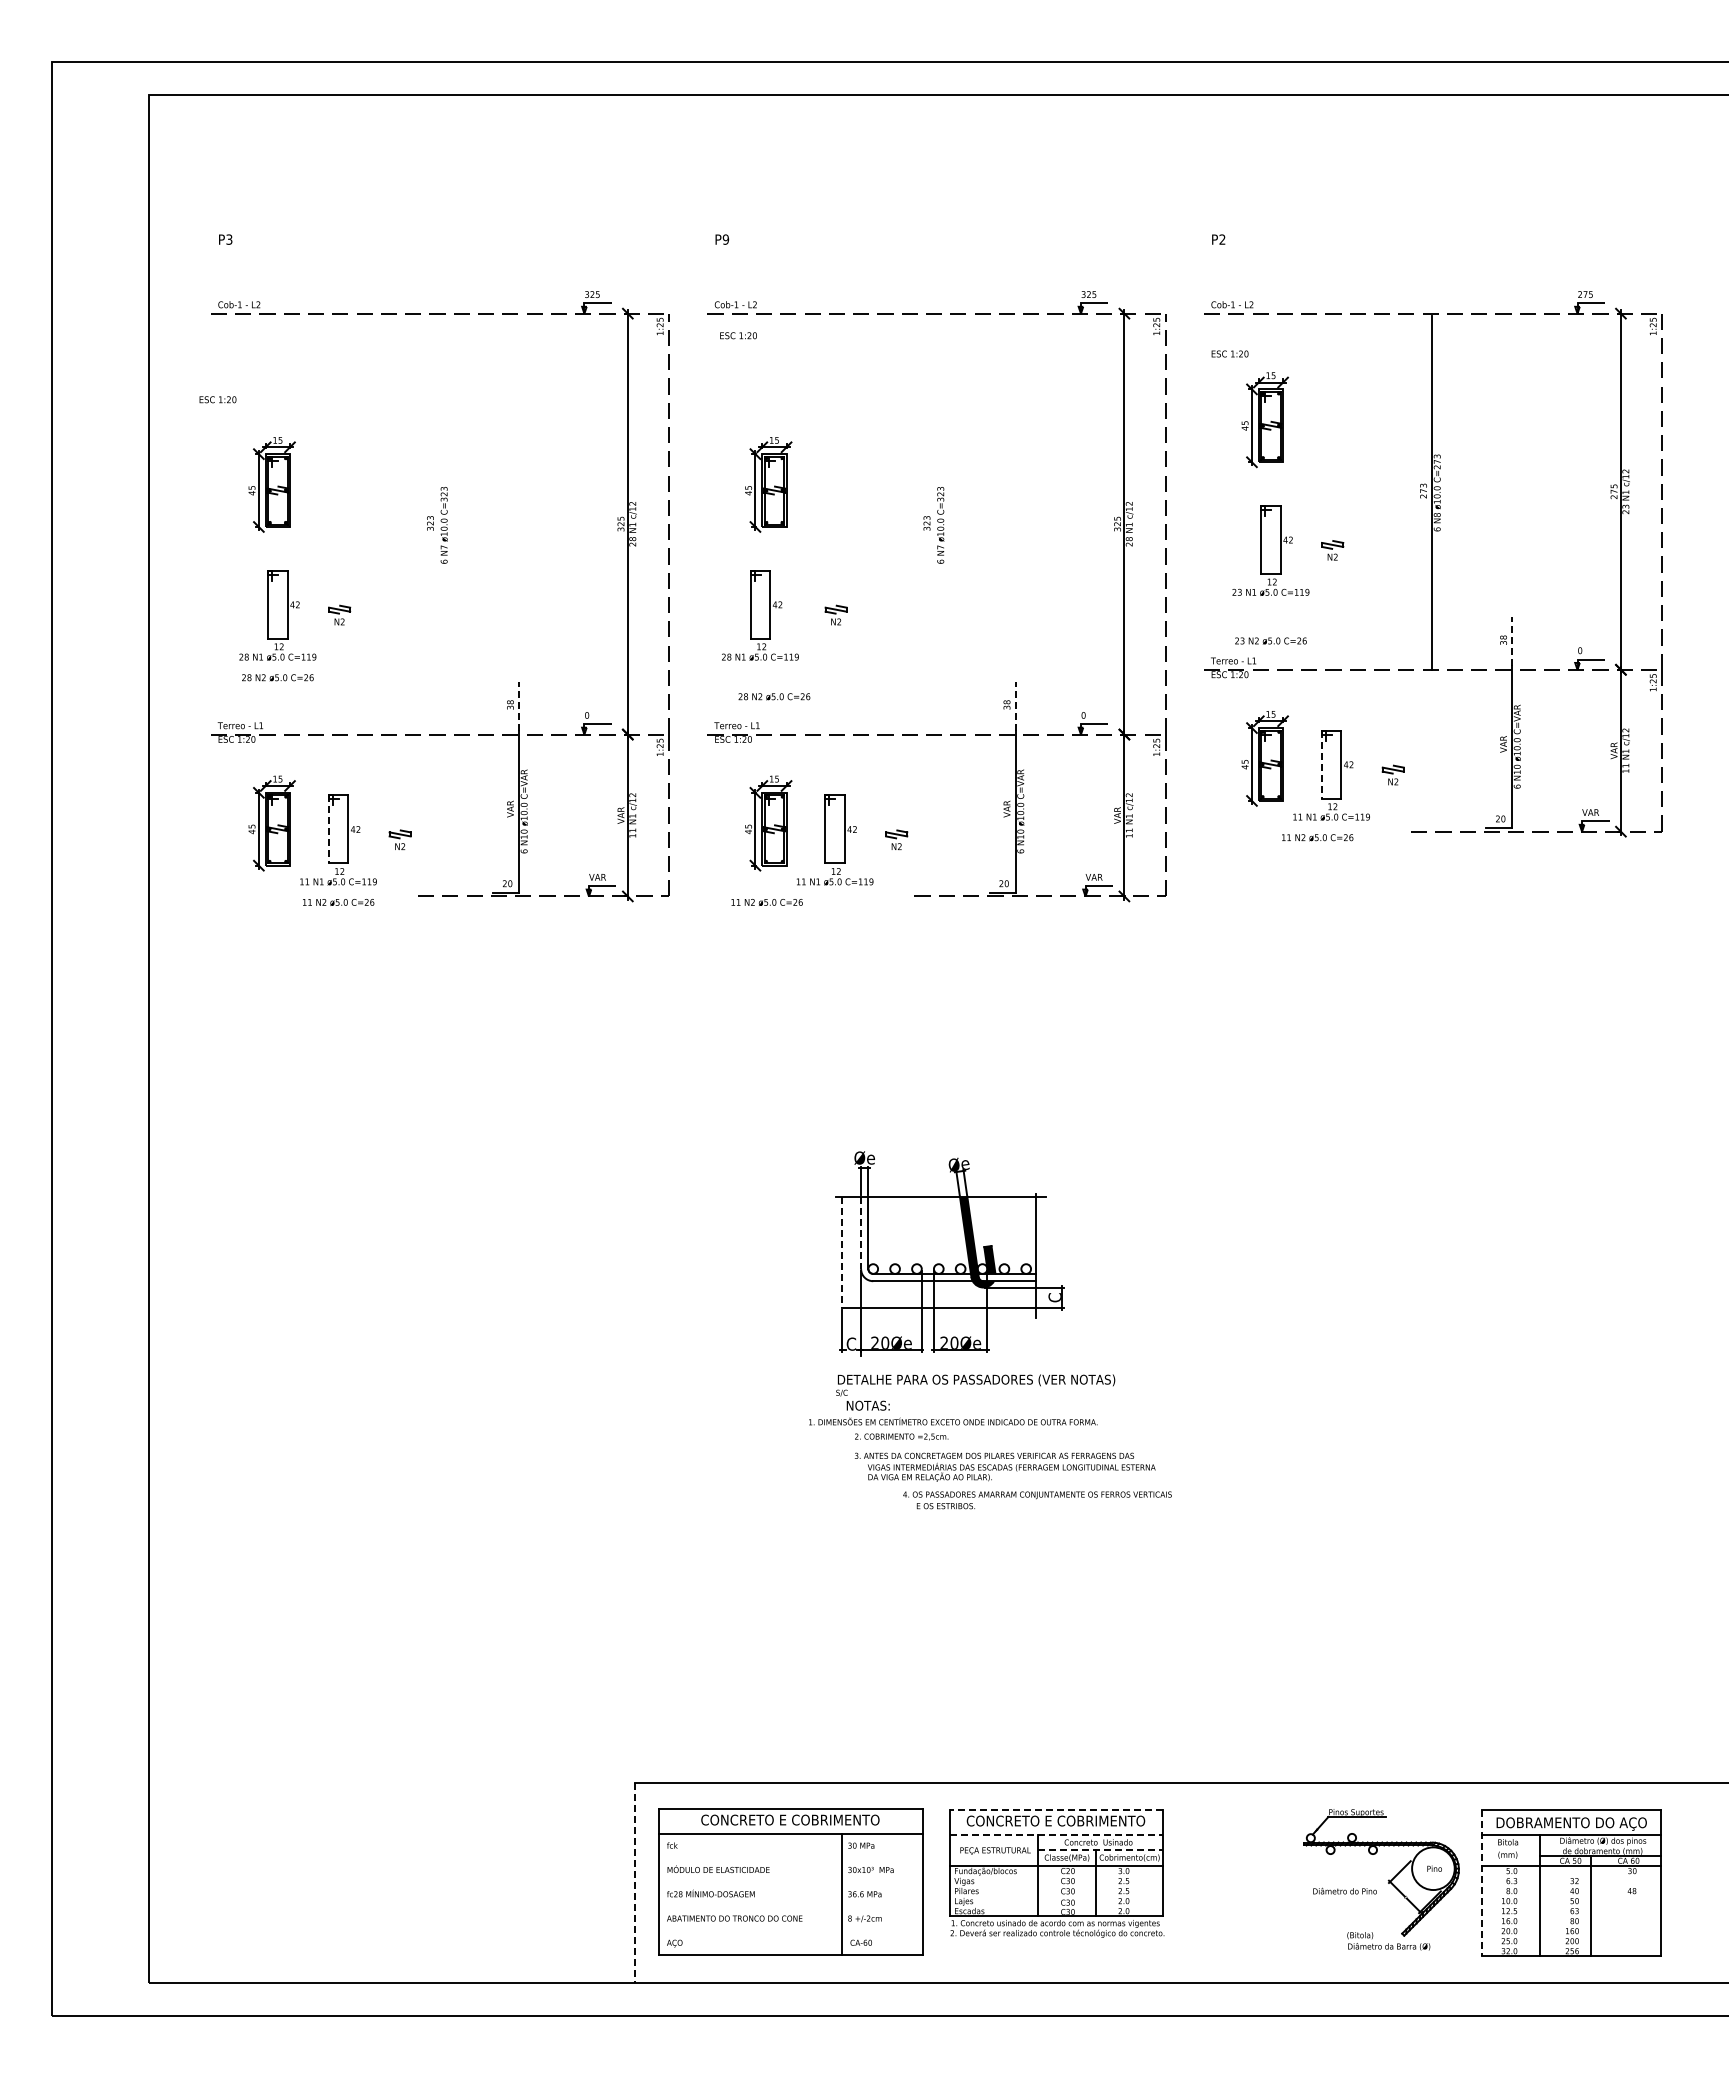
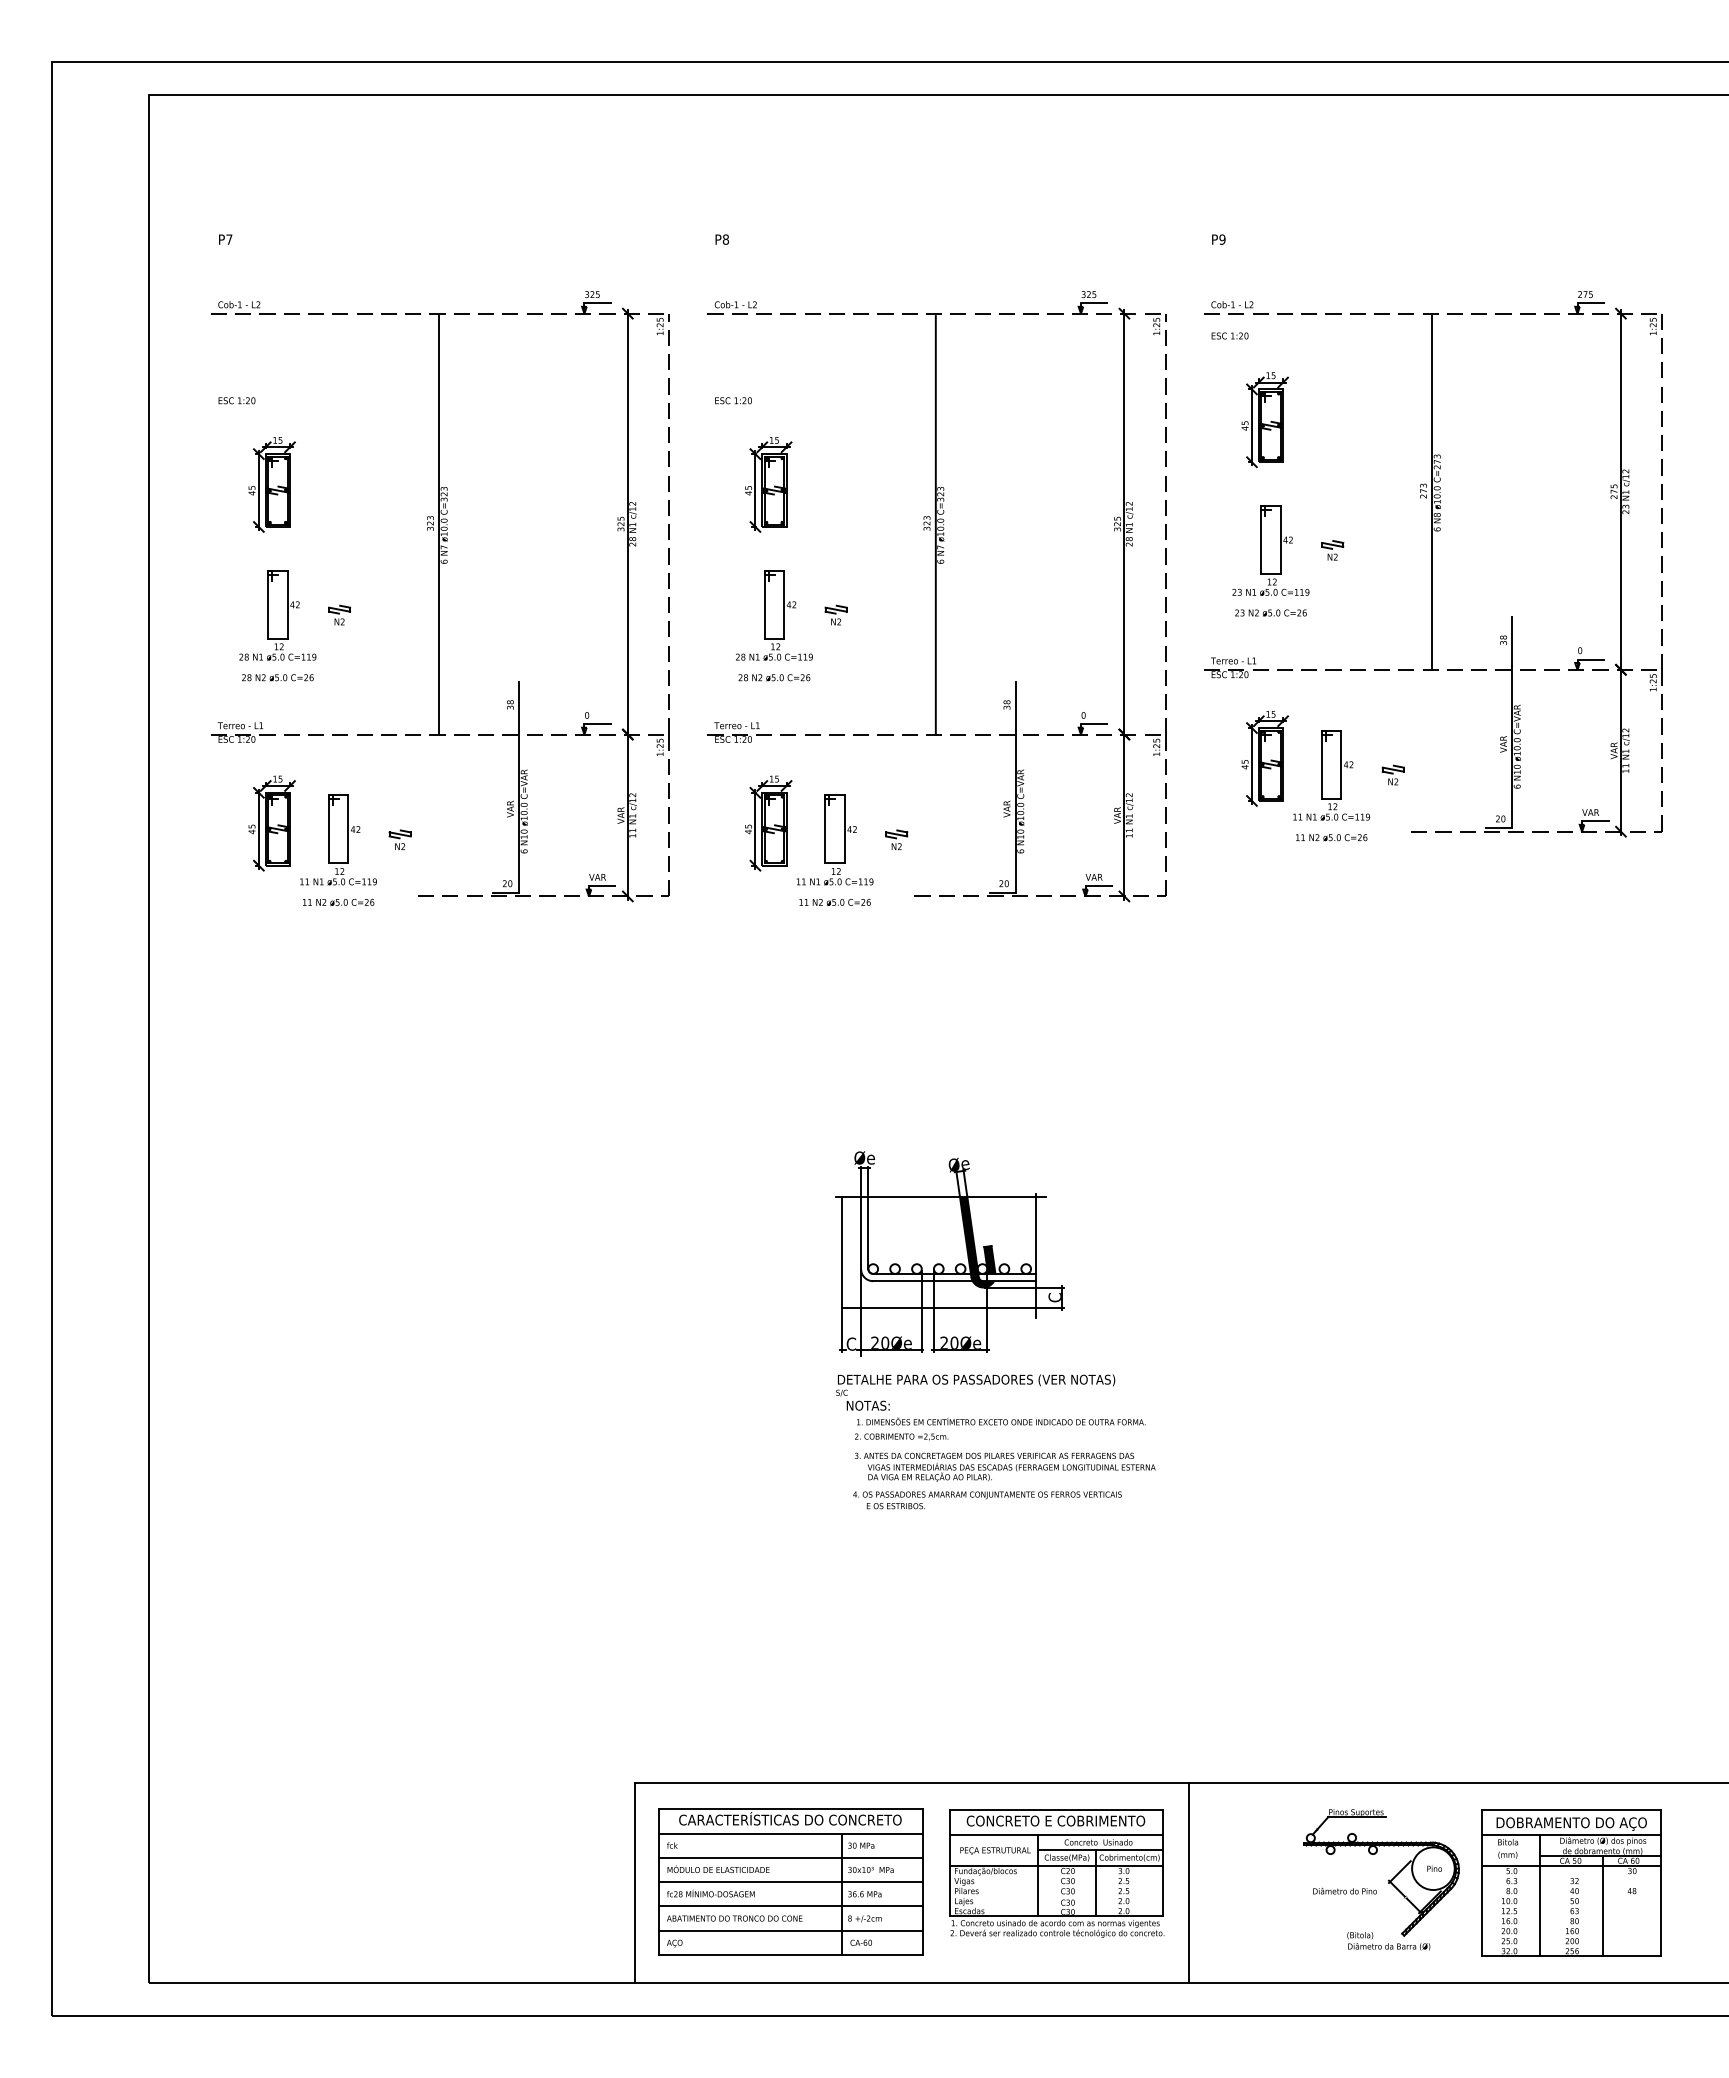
text: P3 -> P7 (229, 239)
text: P9 -> P8 (725, 239)
text: P2 -> P9 (1222, 239)
text position: (738, 335) -> (733, 400) (733, 400)
text position: (1229, 353) -> (1229, 335) (1229, 335)
text position: (217, 399) -> (236, 400) (236, 400)
line: none -> present (439, 525)
line: none -> present (935, 525)
part position: (760, 615) -> (774, 615) (774, 615)
text position: (1270, 640) -> (1270, 612) (1270, 612)
line: dashed -> solid (1512, 641)
text position: (774, 696) -> (774, 677) (774, 677)
line: dashed -> solid (519, 705)
line: dashed -> solid (1015, 705)
line: dashed -> solid (1321, 764)
line: dashed -> solid (328, 829)
text position: (1317, 837) -> (1331, 837) (1331, 837)
text position: (766, 902) -> (834, 902) (834, 902)
line: dashed -> solid (861, 1233)
line: dashed -> solid (841, 1252)
text position: (953, 1421) -> (1001, 1421) (1001, 1421)
text position: (1037, 1500) -> (987, 1500) (987, 1500)
line: dashed -> solid (1056, 1810)
text: CONCRETO E COBRIMENTO -> CARACTERÍSTICAS DO CONCRETO (790, 1818)
line: dashed -> solid (1057, 1834)
line: dashed -> solid (1101, 1850)
line: none -> present (790, 1857)
line: none -> present (790, 1882)
line: none -> present (1189, 1882)
line: dashed -> solid (634, 1883)
line: dashed -> solid (1481, 1883)
line position: (1591, 1905) -> (1603, 1905) (1603, 1905)
line: none -> present (790, 1906)
line: none -> present (790, 1930)
